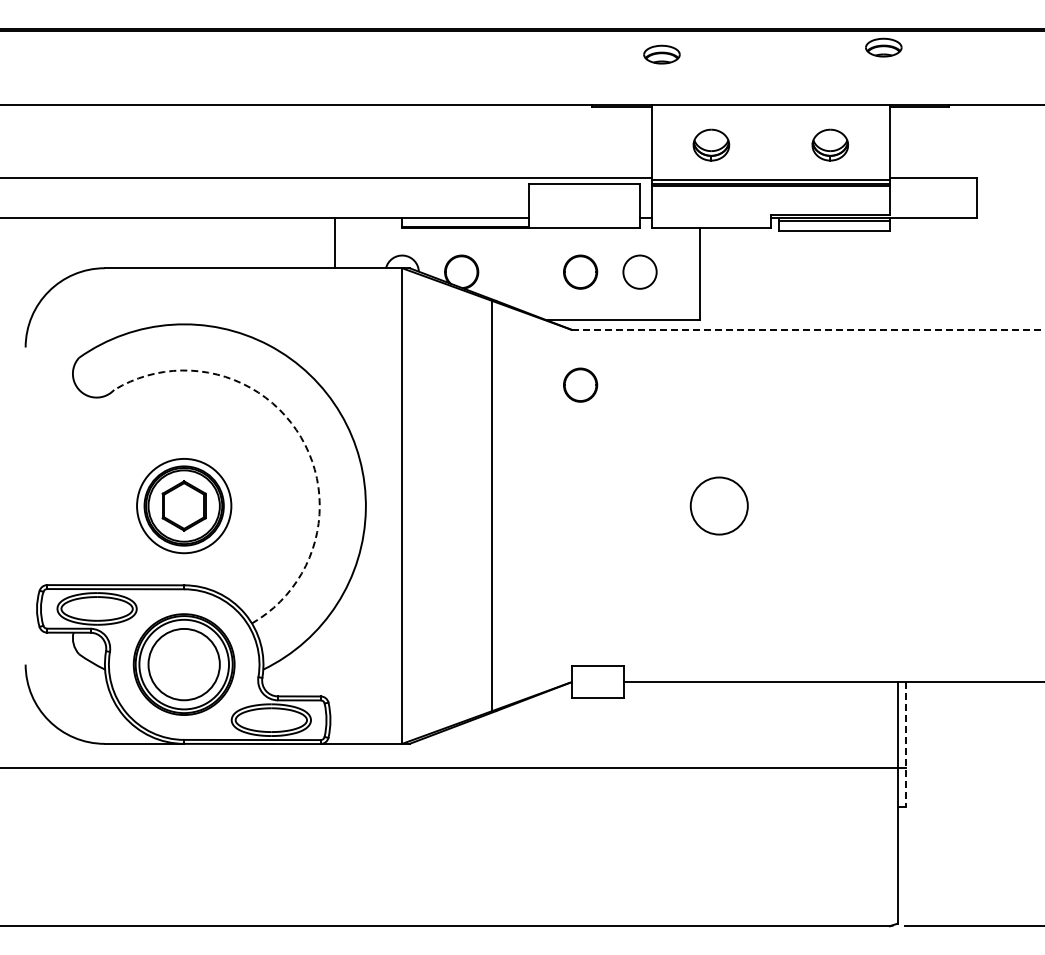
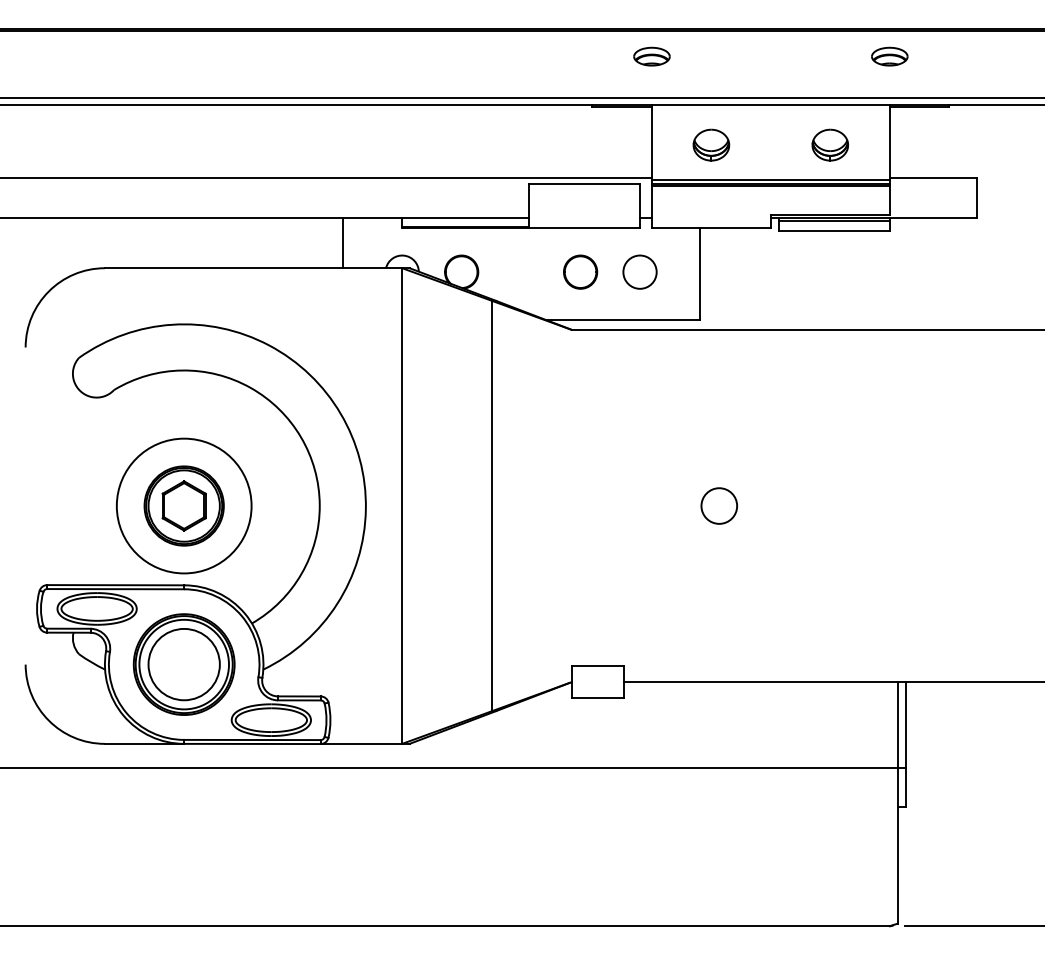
part position: (883, 47) -> (889, 56) (889, 56)
part position: (661, 54) -> (651, 56) (651, 56)
line: none -> present (521, 98)
line position: (334, 243) -> (342, 243) (342, 243)
line: dashed -> solid (808, 329)
circle: present -> none (580, 384)
arc: dashed -> solid (301, 437)
circle diameter: 94 px -> 135 px (183, 505)
circle diameter: 57 px -> 36 px (719, 505)
line: dashed -> solid (905, 744)
